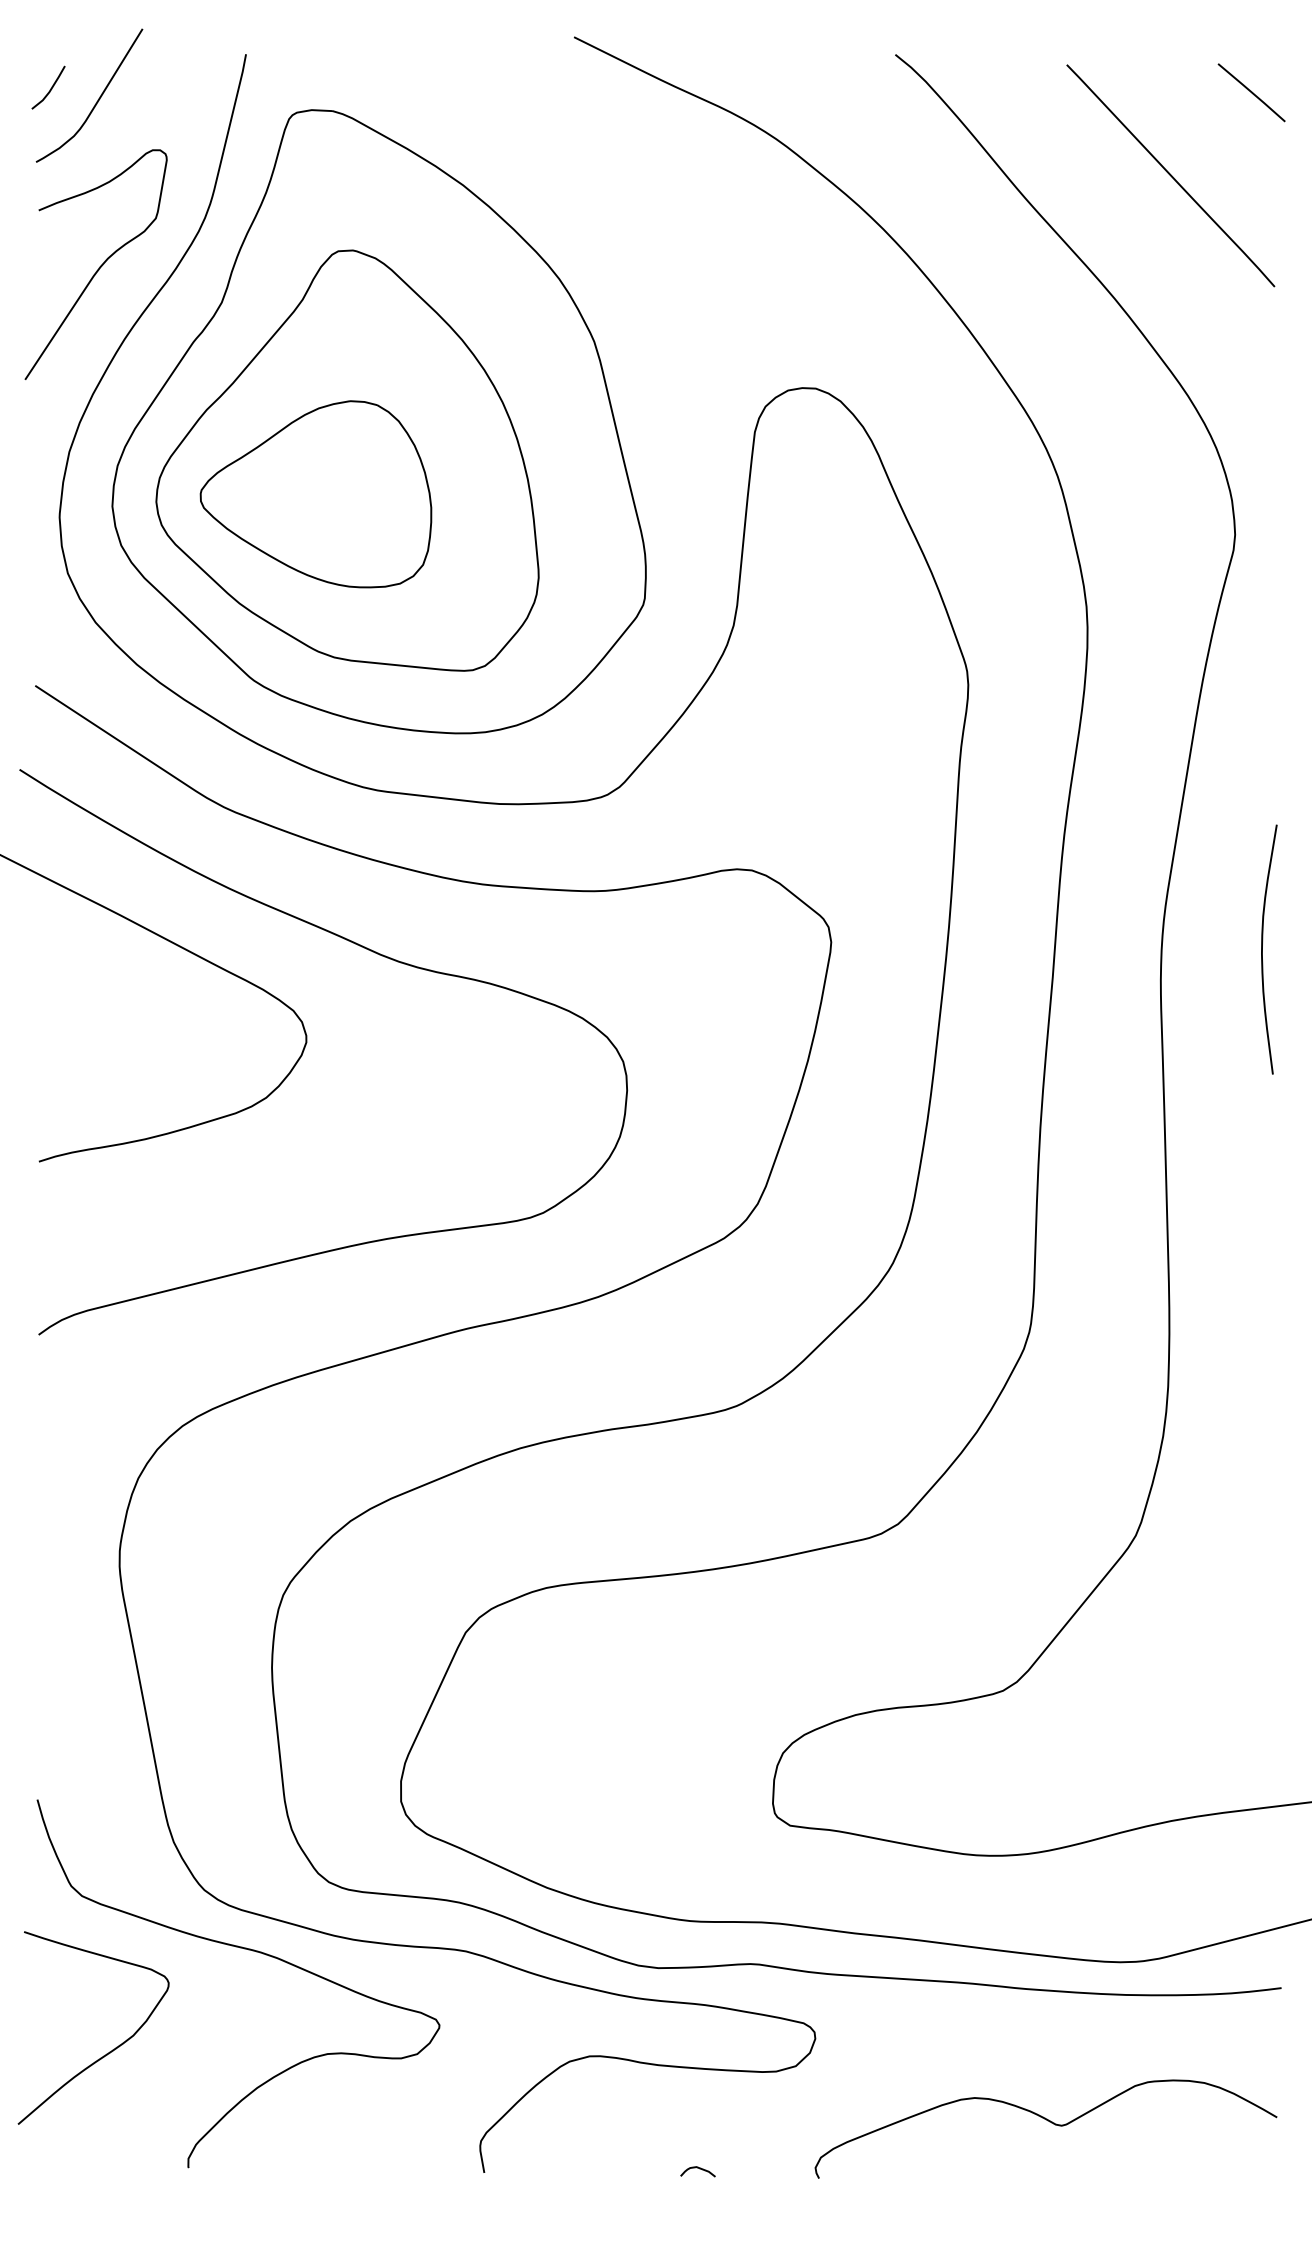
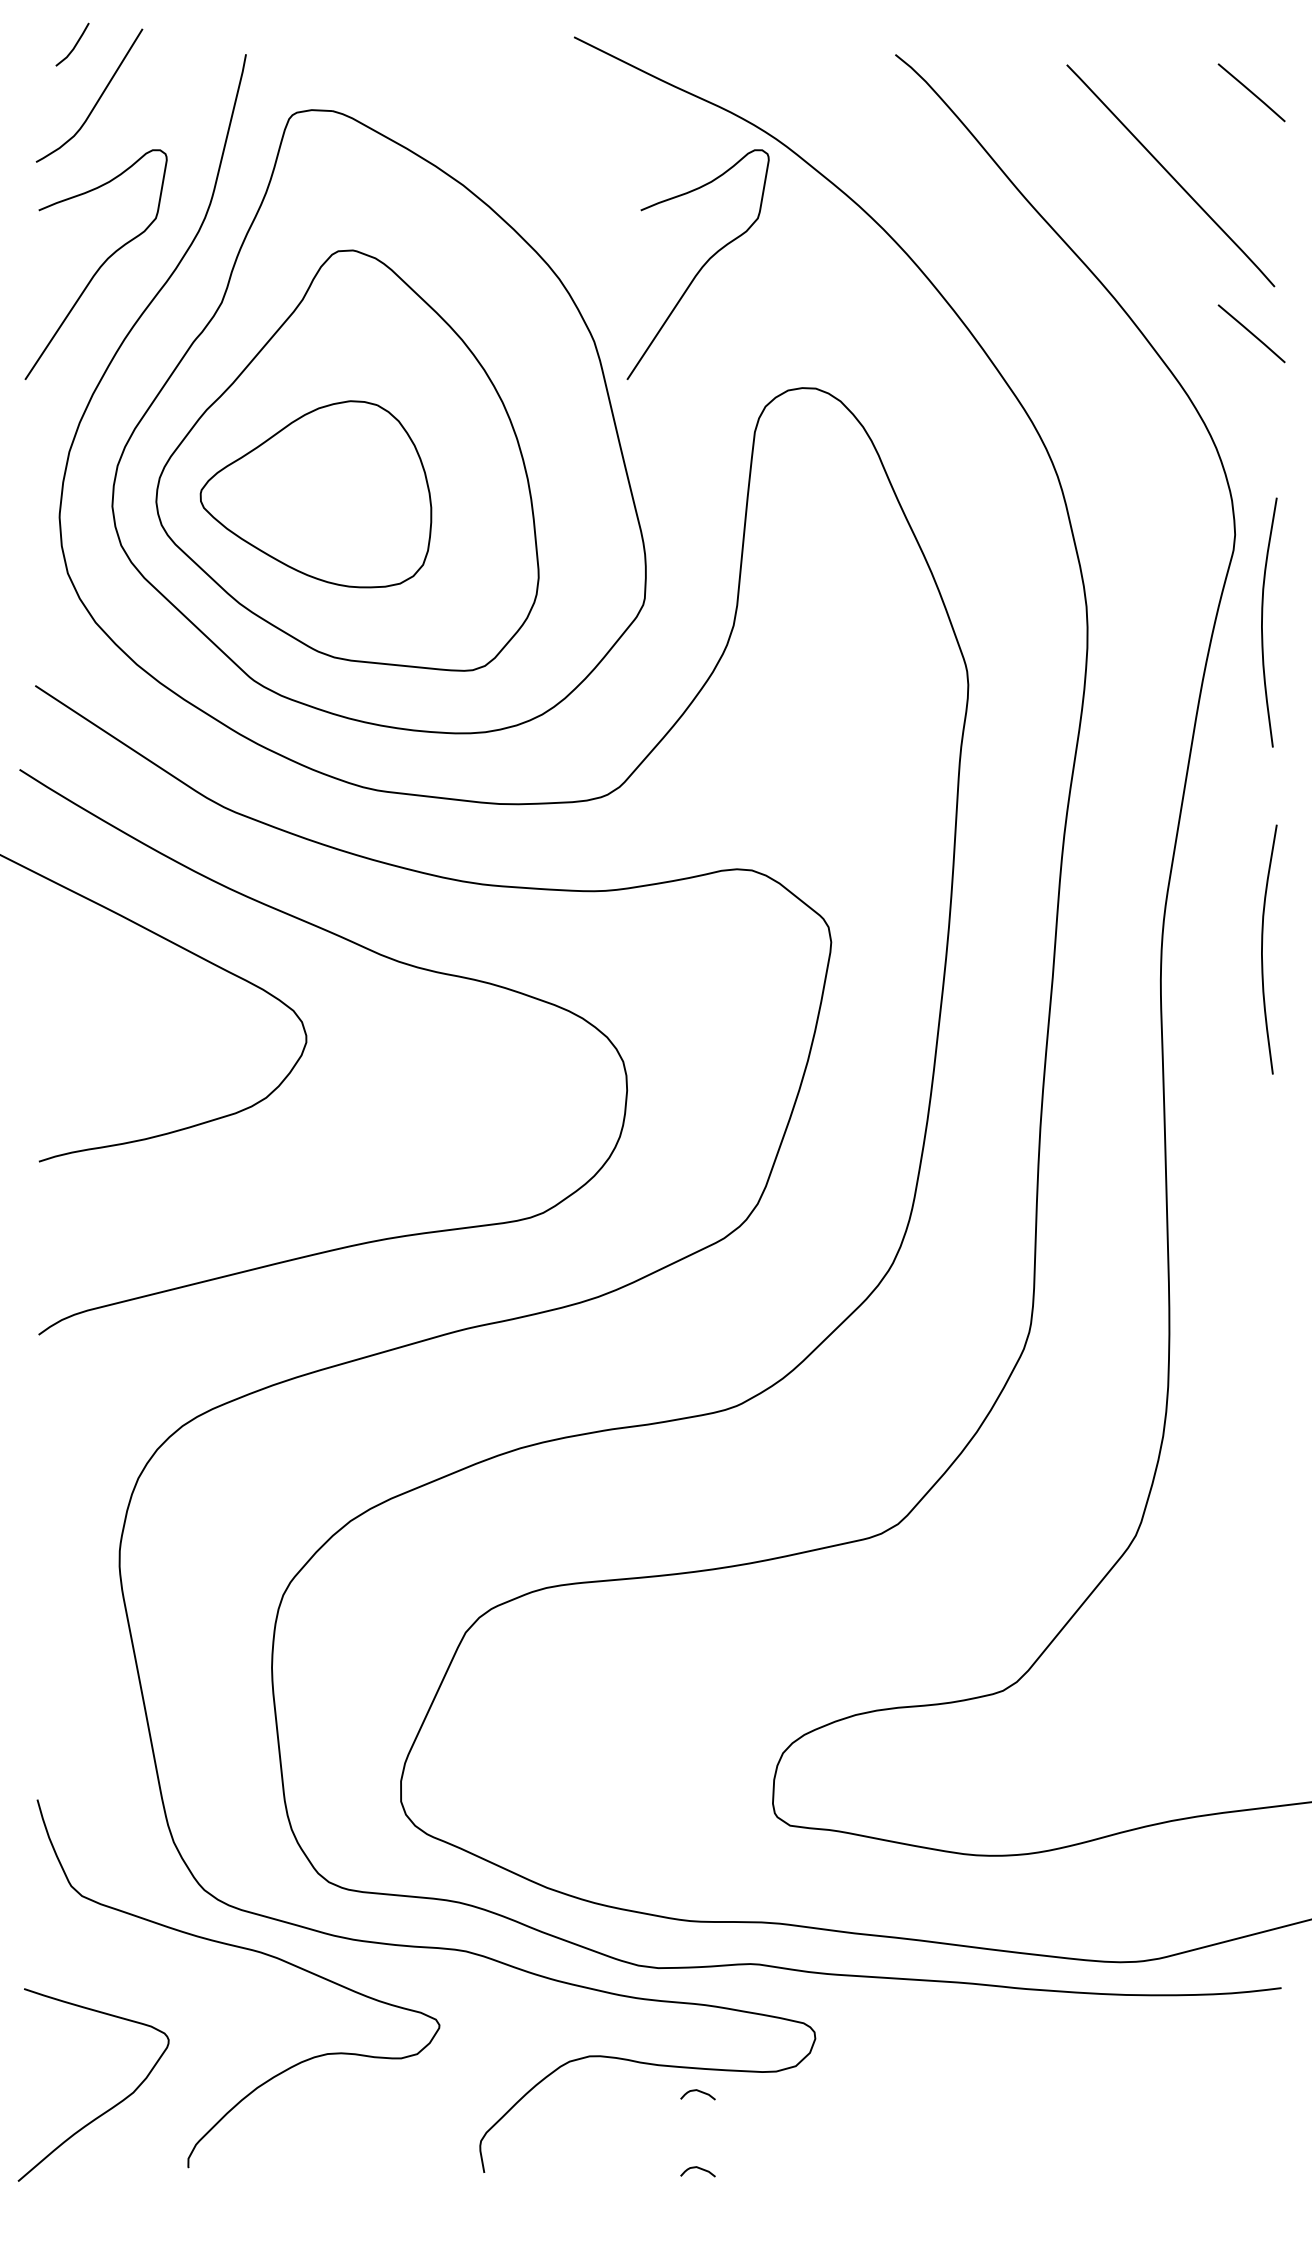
line position: (50, 88) -> (74, 45) (74, 45)
curve: none -> present (701, 266)
line: none -> present (1251, 333)
curve: none -> present (1262, 622)
curve position: (109, 2051) -> (109, 2108) (109, 2108)
curve: none -> present (699, 2092)
curve: present -> none (1049, 2122)
